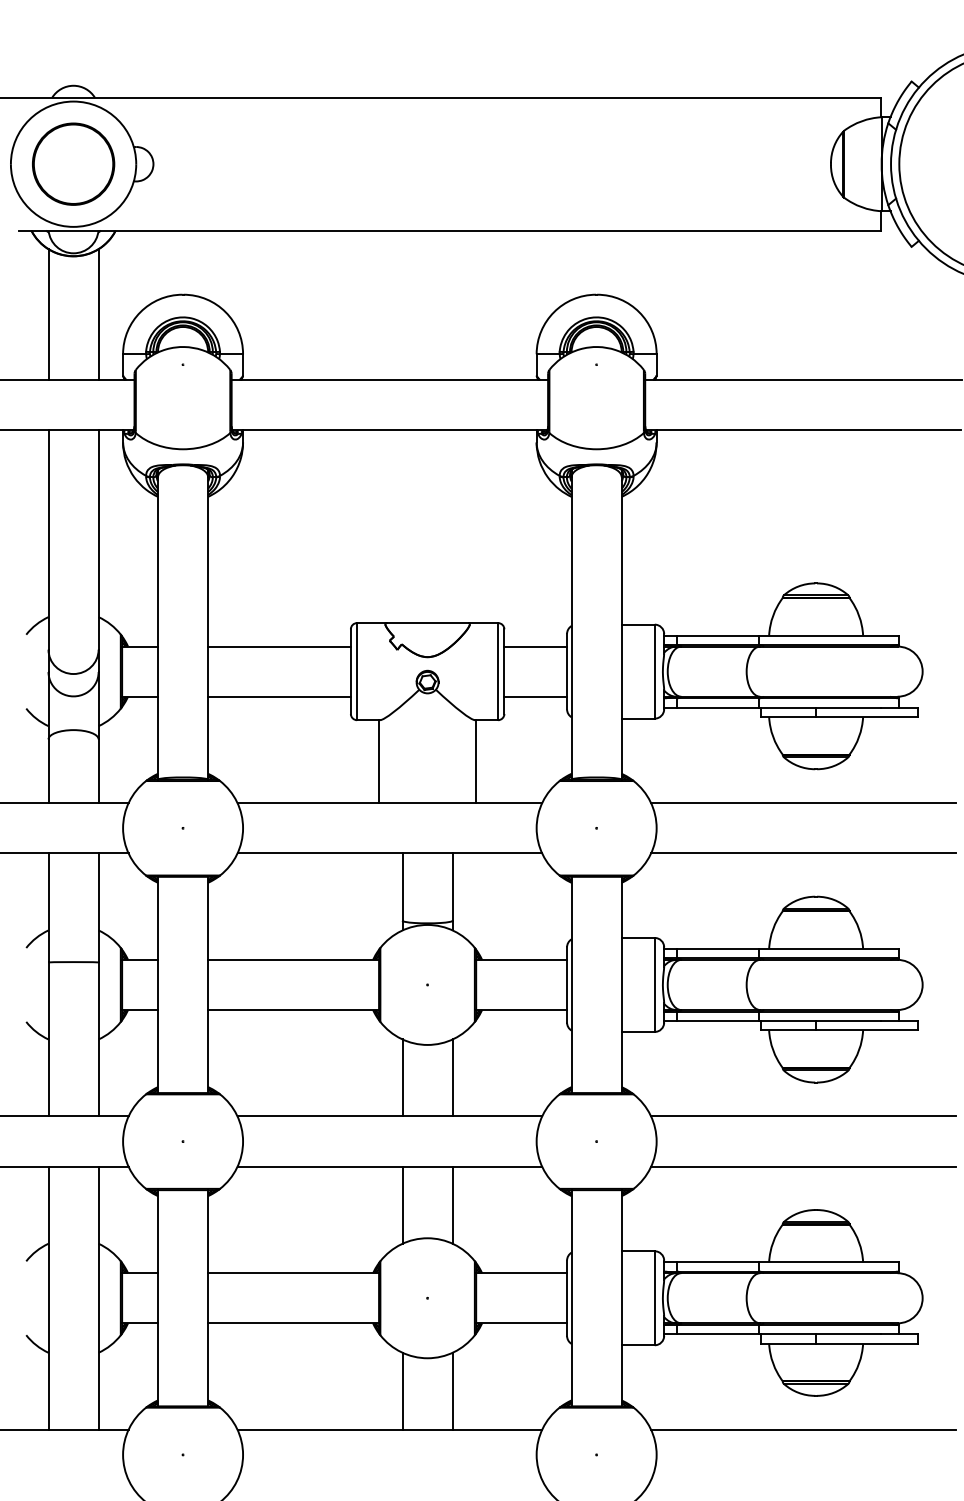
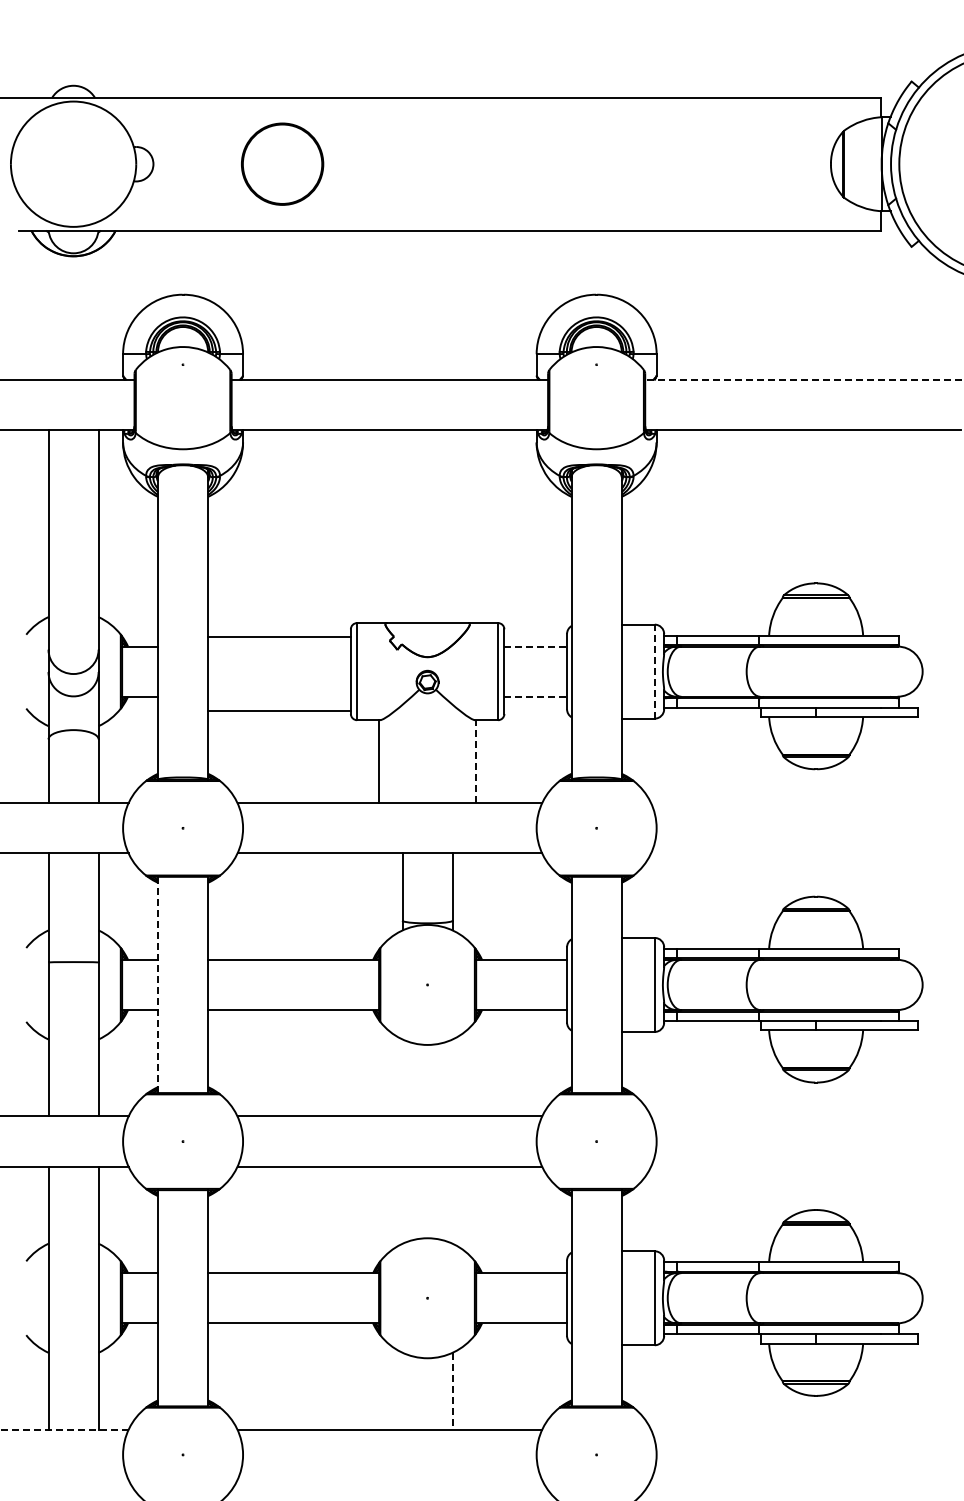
part position: (73, 163) -> (282, 163) (282, 163)
line: present -> none (48, 314)
line: present -> none (98, 314)
line: solid -> dashed (802, 380)
line position: (279, 646) -> (279, 636) (279, 636)
line: solid -> dashed (536, 646)
line: solid -> dashed (654, 671)
line position: (279, 696) -> (279, 710) (279, 710)
line: solid -> dashed (536, 696)
line: solid -> dashed (476, 761)
line: present -> none (803, 803)
line: present -> none (803, 853)
line: solid -> dashed (158, 984)
line: present -> none (402, 1077)
line: present -> none (452, 1077)
line: present -> none (803, 1116)
line: present -> none (803, 1166)
line: present -> none (402, 1204)
line: present -> none (452, 1204)
line: present -> none (402, 1390)
line: solid -> dashed (452, 1391)
line: solid -> dashed (64, 1429)
line: present -> none (803, 1429)
